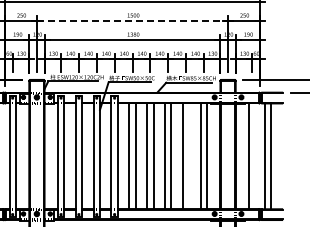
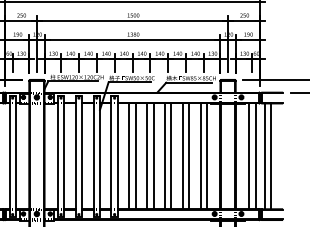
line: dashed -> solid (132, 20)
line: none -> present (189, 156)
line: none -> present (255, 156)
